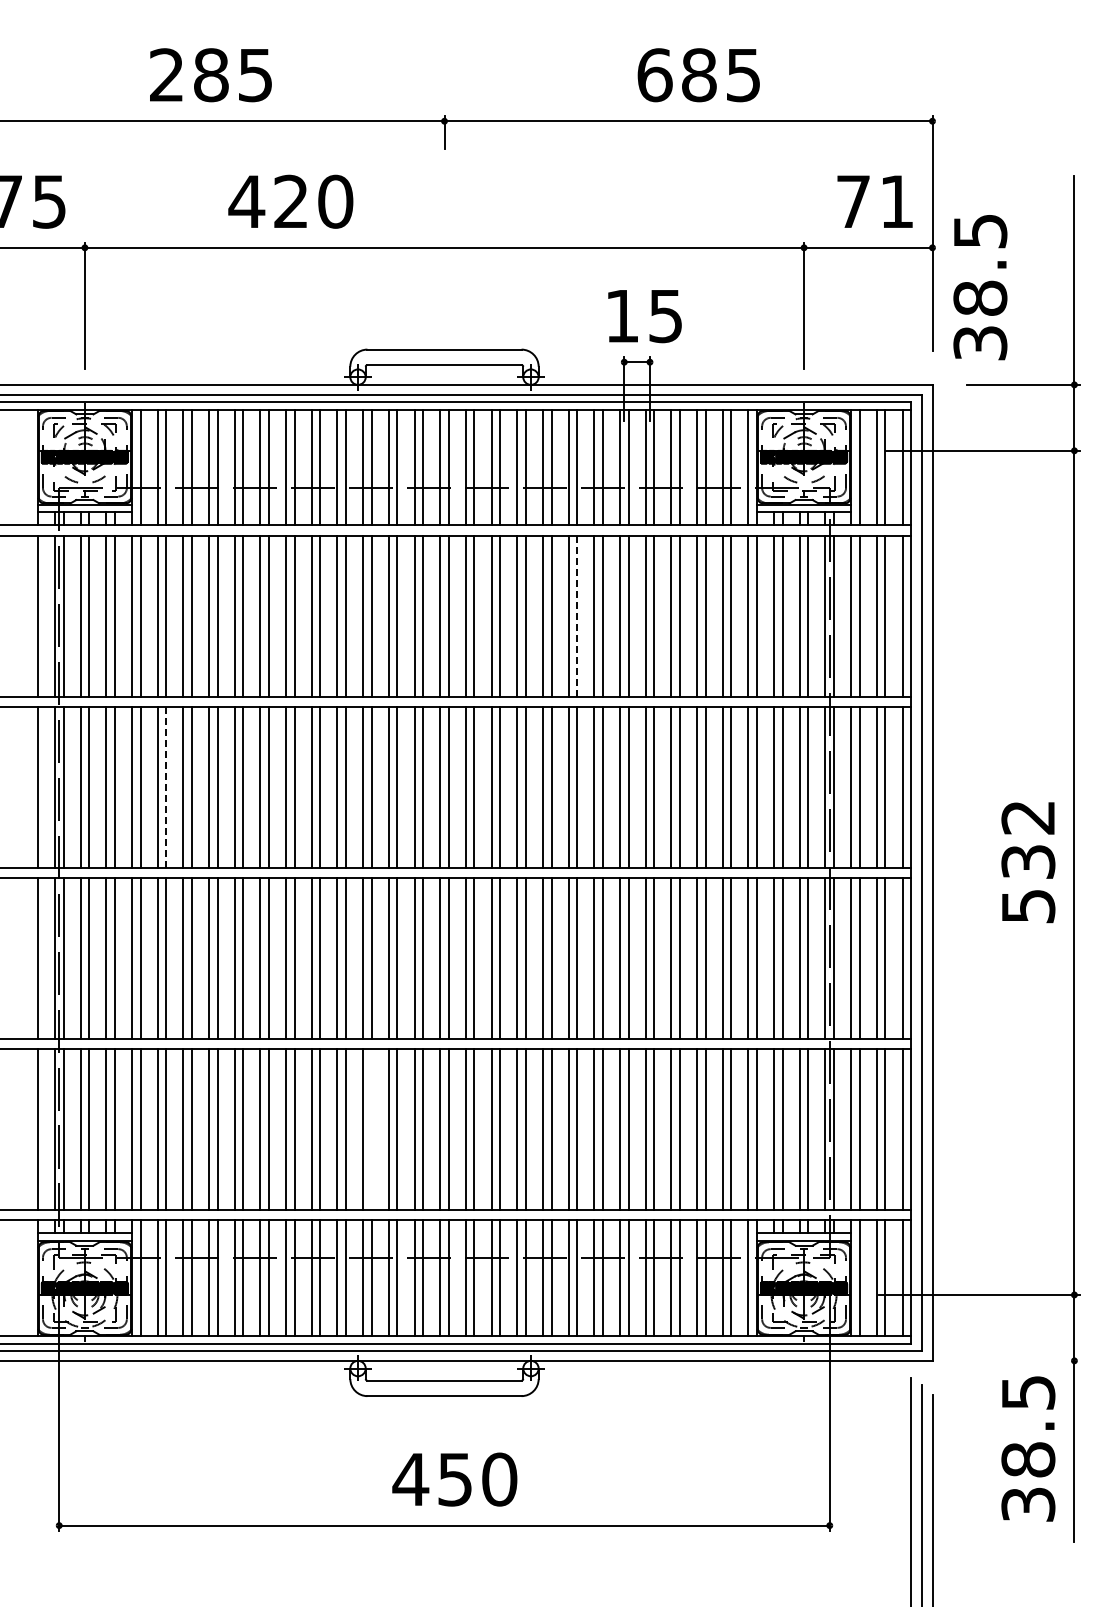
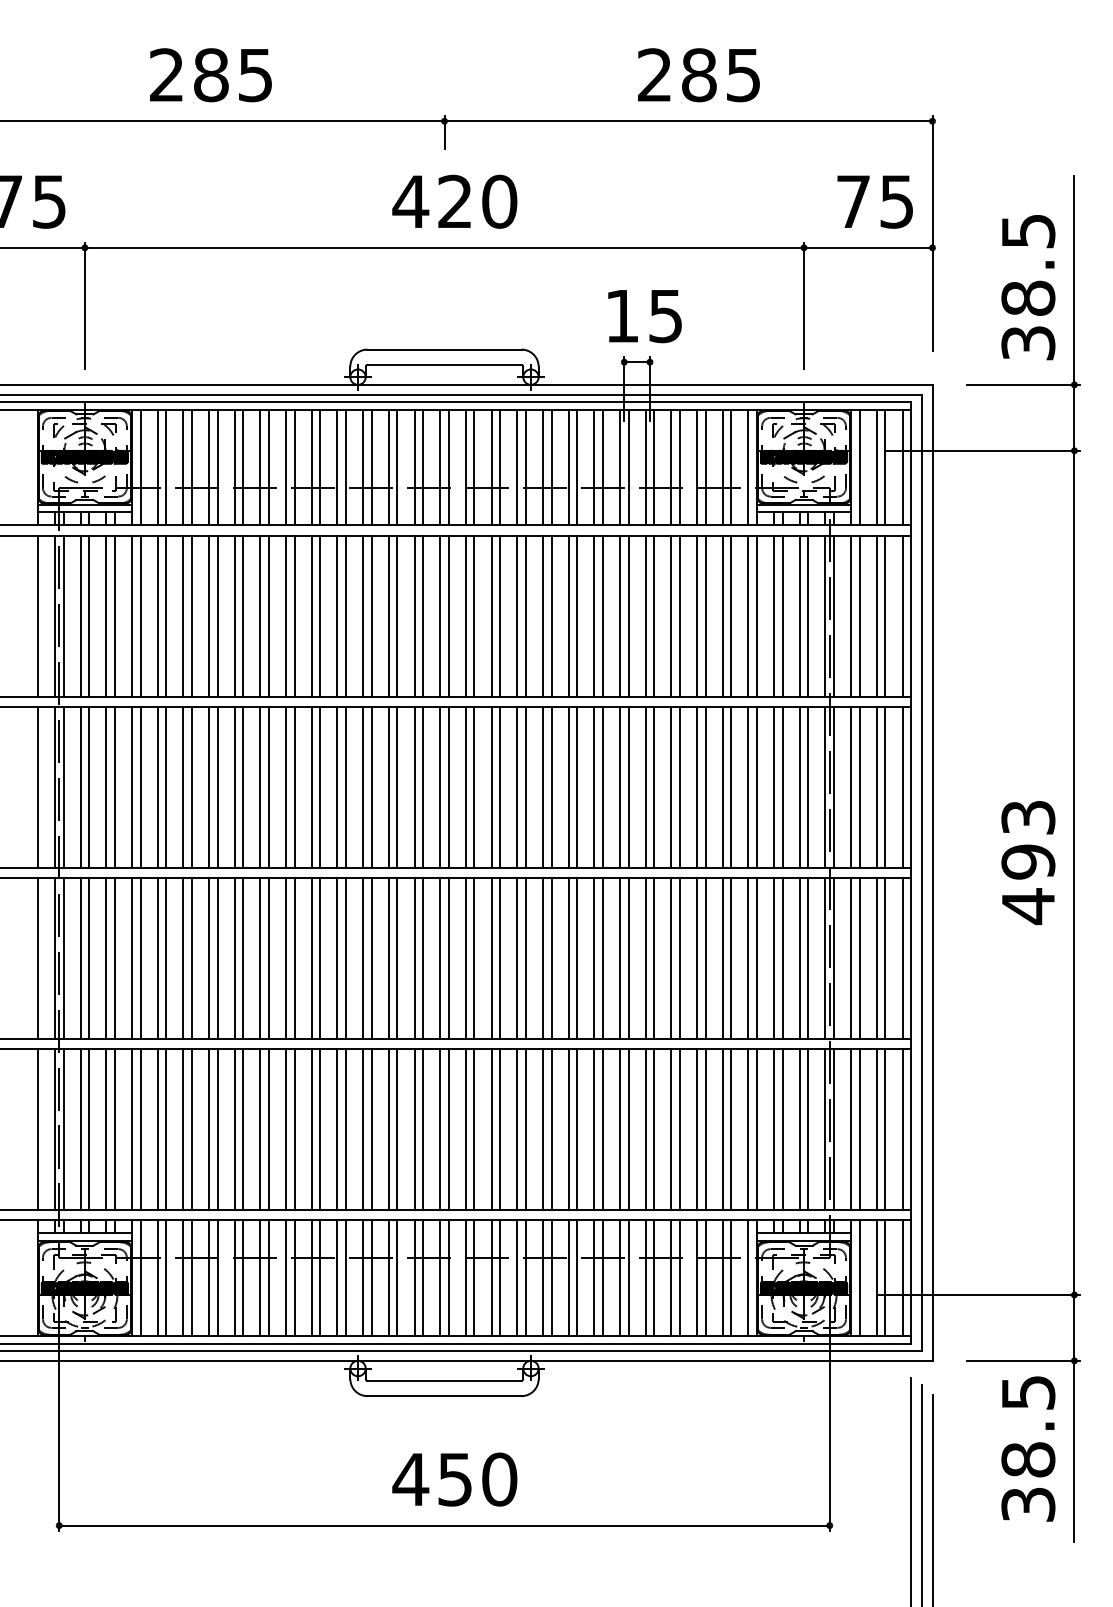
text: 685 -> 285 (654, 75)
text position: (290, 201) -> (454, 201) (454, 201)
text: 71 -> 75 (896, 201)
text position: (980, 287) -> (1028, 287) (1028, 287)
line: dashed -> solid (577, 615)
line: dashed -> solid (166, 786)
text: 532 -> 493 (1028, 863)
line: none -> present (371, 1129)
line: none -> present (1022, 1360)
